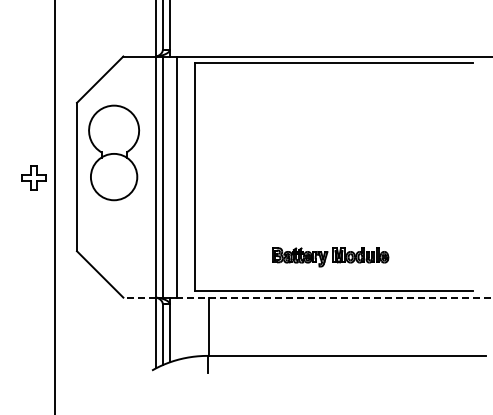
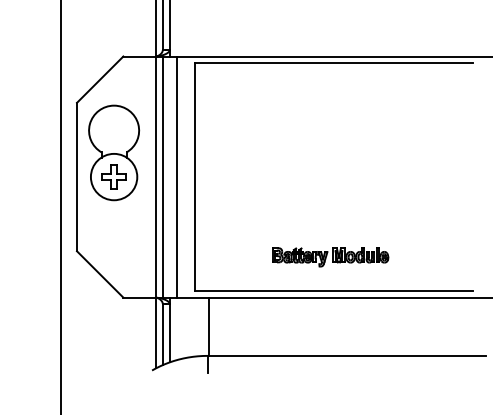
part position: (33, 177) -> (113, 176) (113, 176)
line position: (54, 206) -> (60, 206) (60, 206)
line: dashed -> solid (139, 297)
line: dashed -> solid (334, 297)
